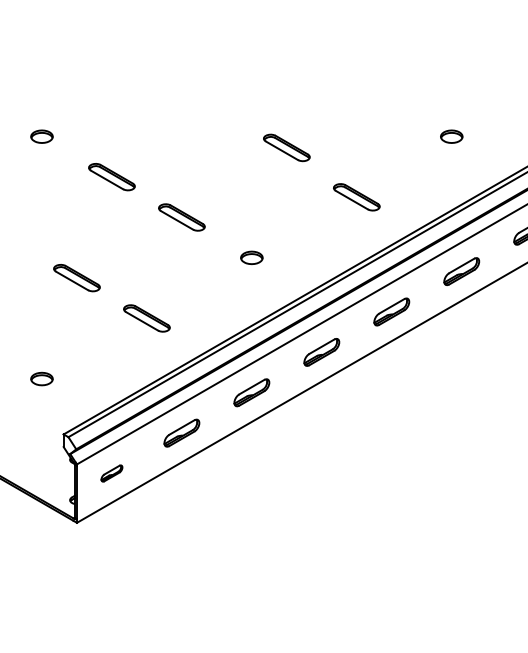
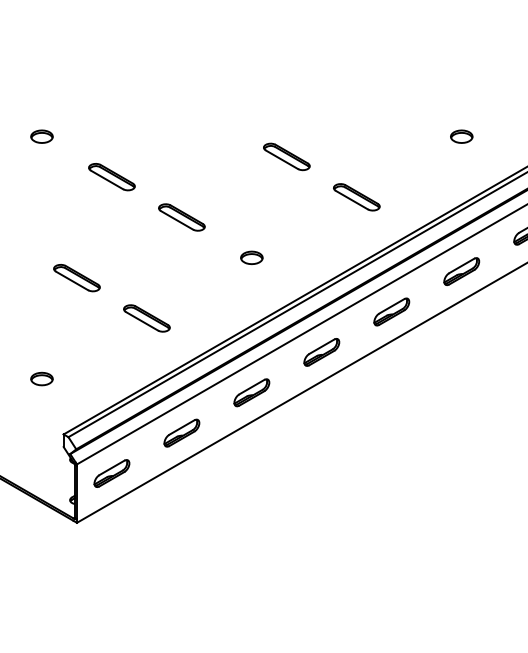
part position: (451, 136) -> (461, 136) (461, 136)
part position: (286, 147) -> (286, 156) (286, 156)
part size: 24x19 px -> 38x29 px (111, 473)
